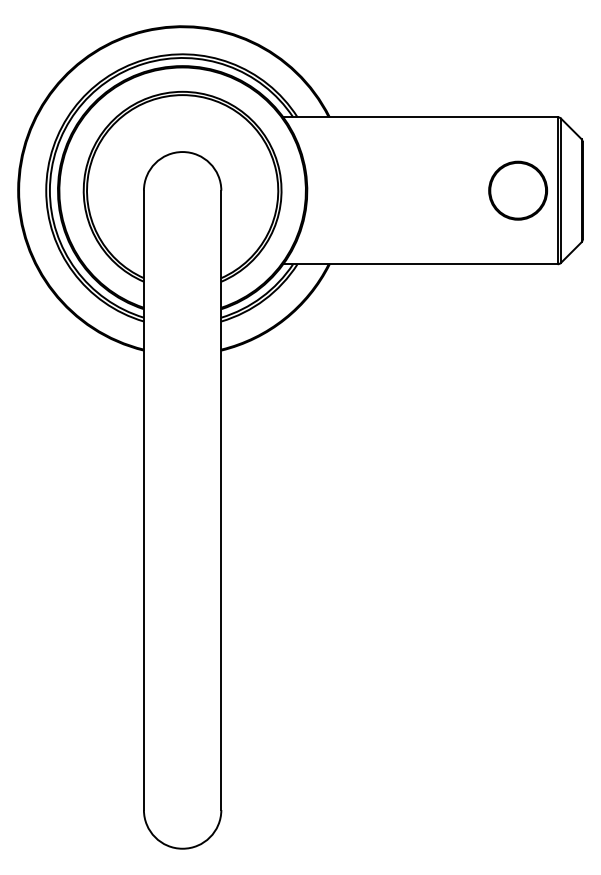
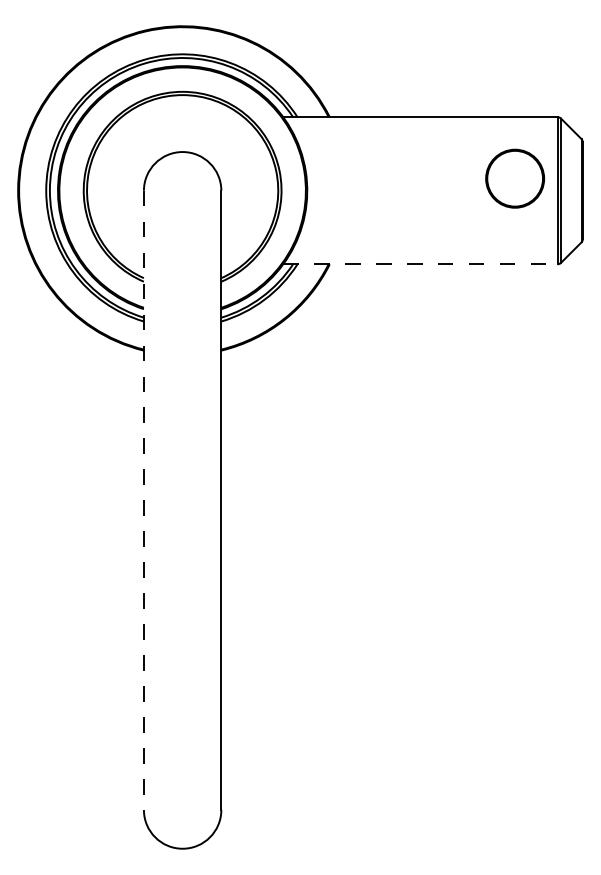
part position: (518, 190) -> (515, 178) (515, 178)
line: solid -> dashed (420, 264)
line: solid -> dashed (143, 500)
